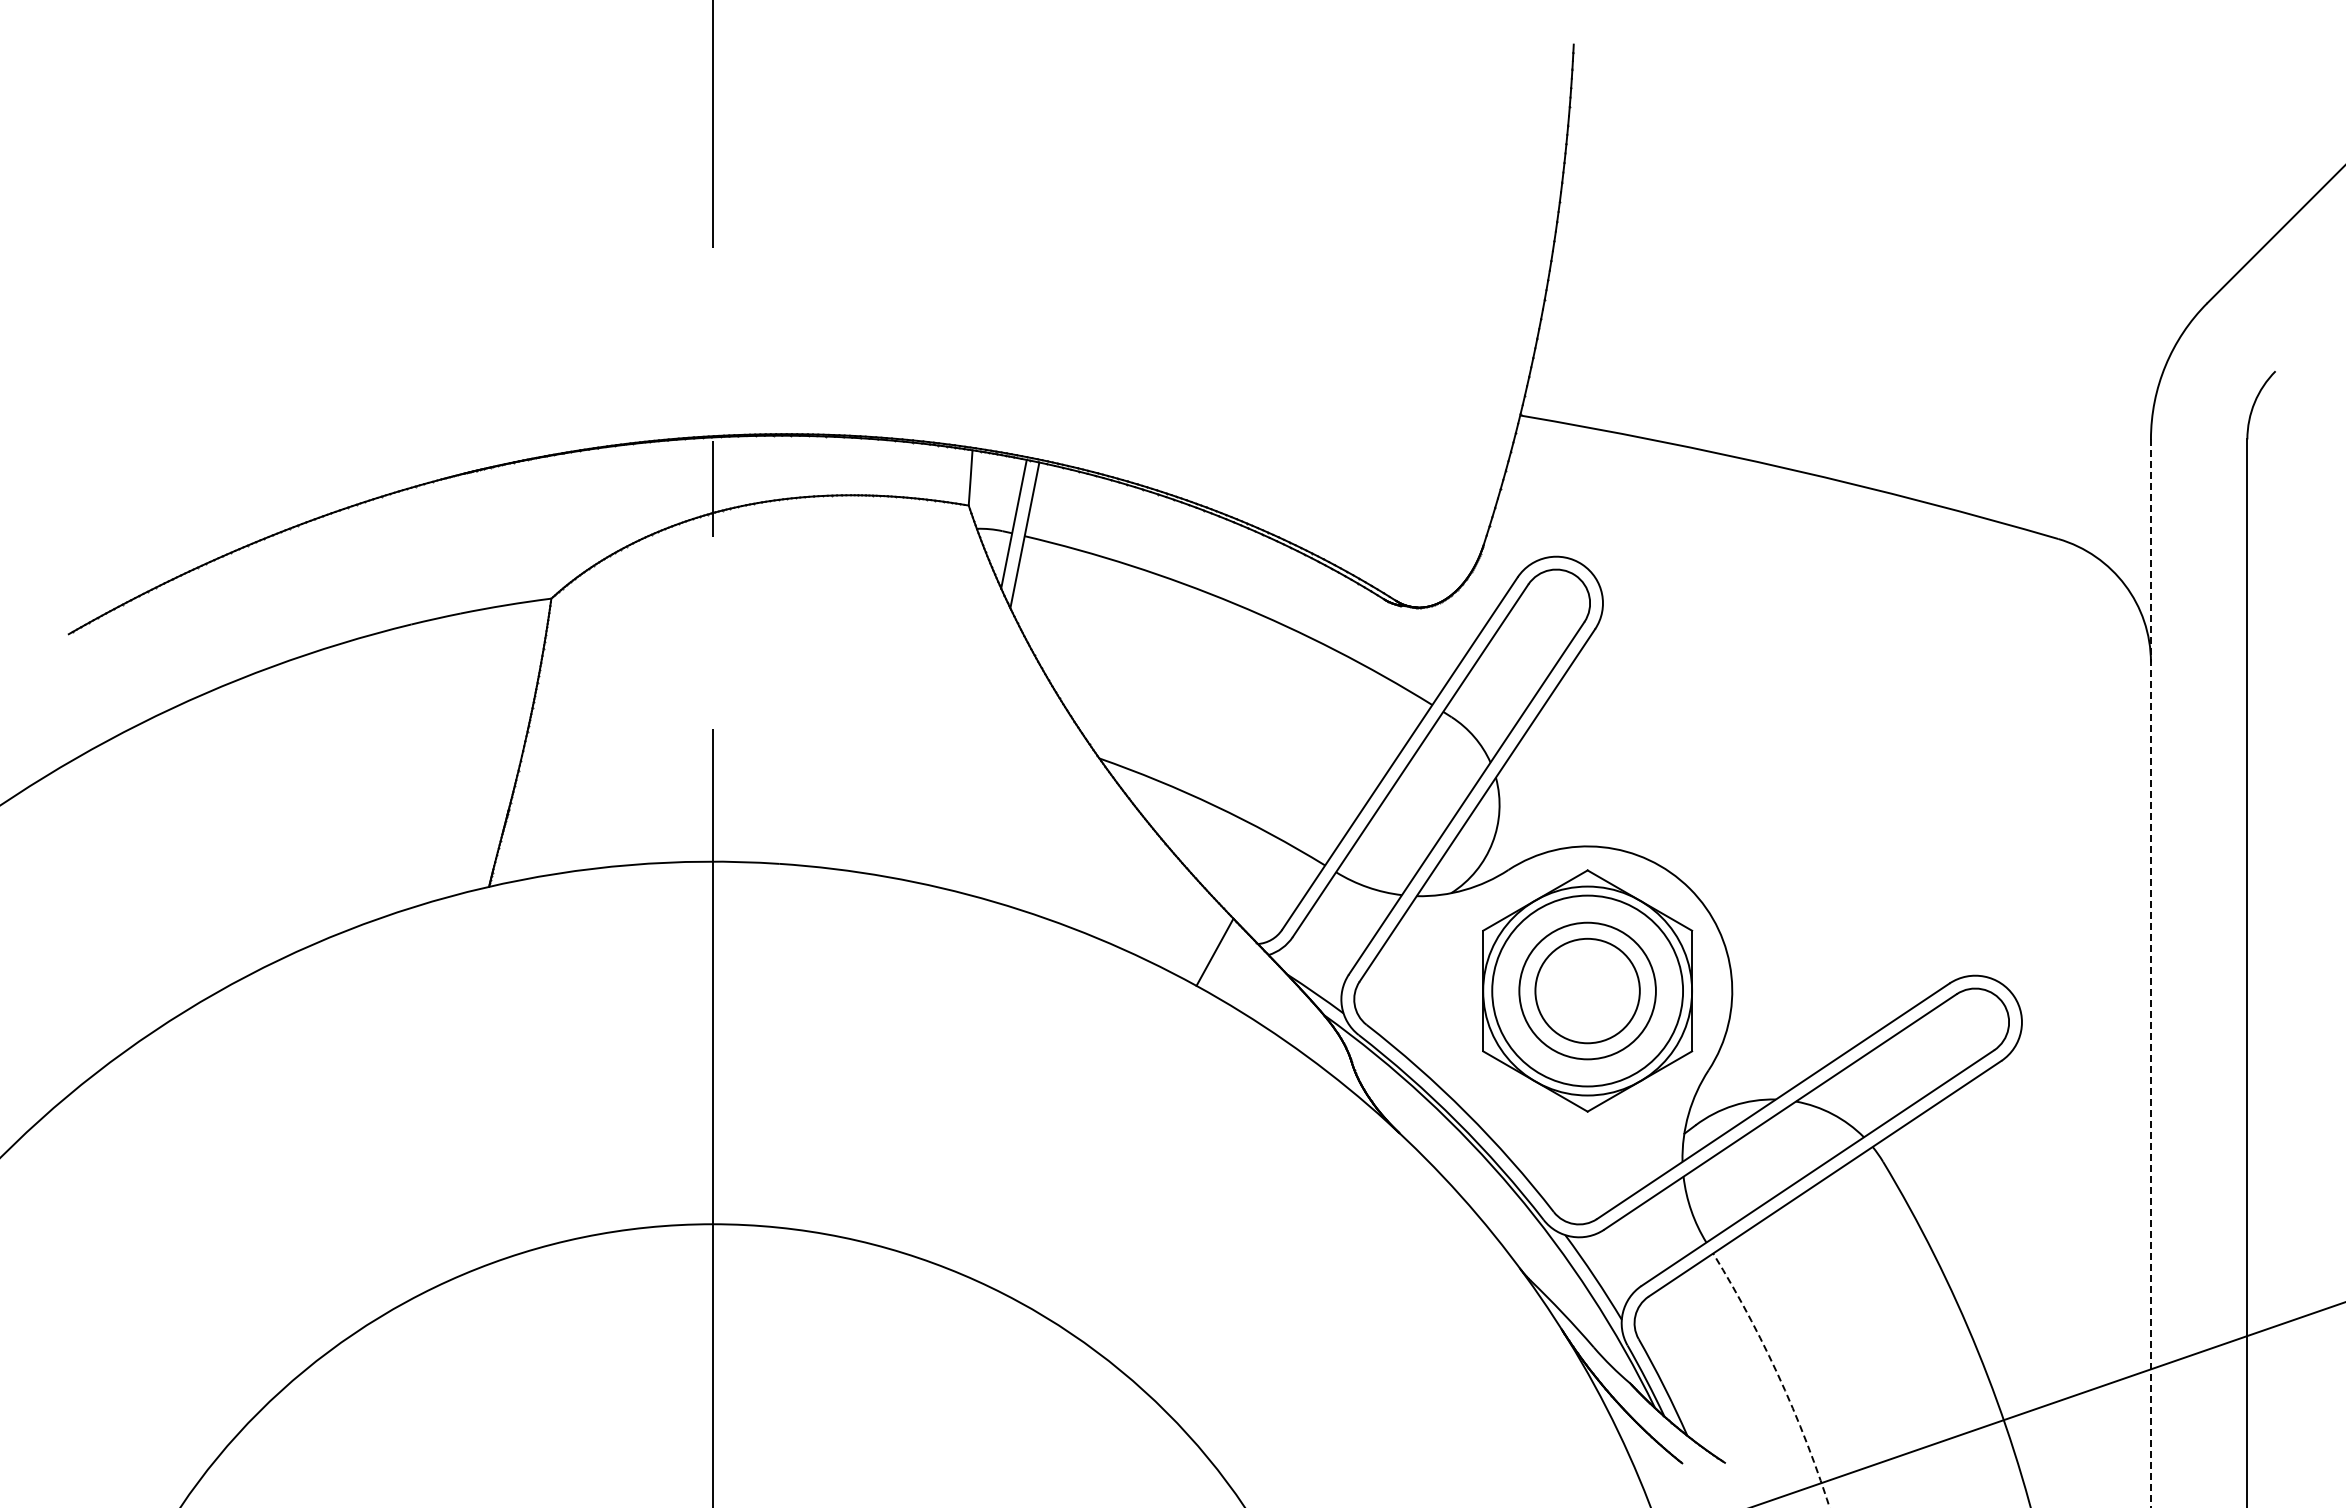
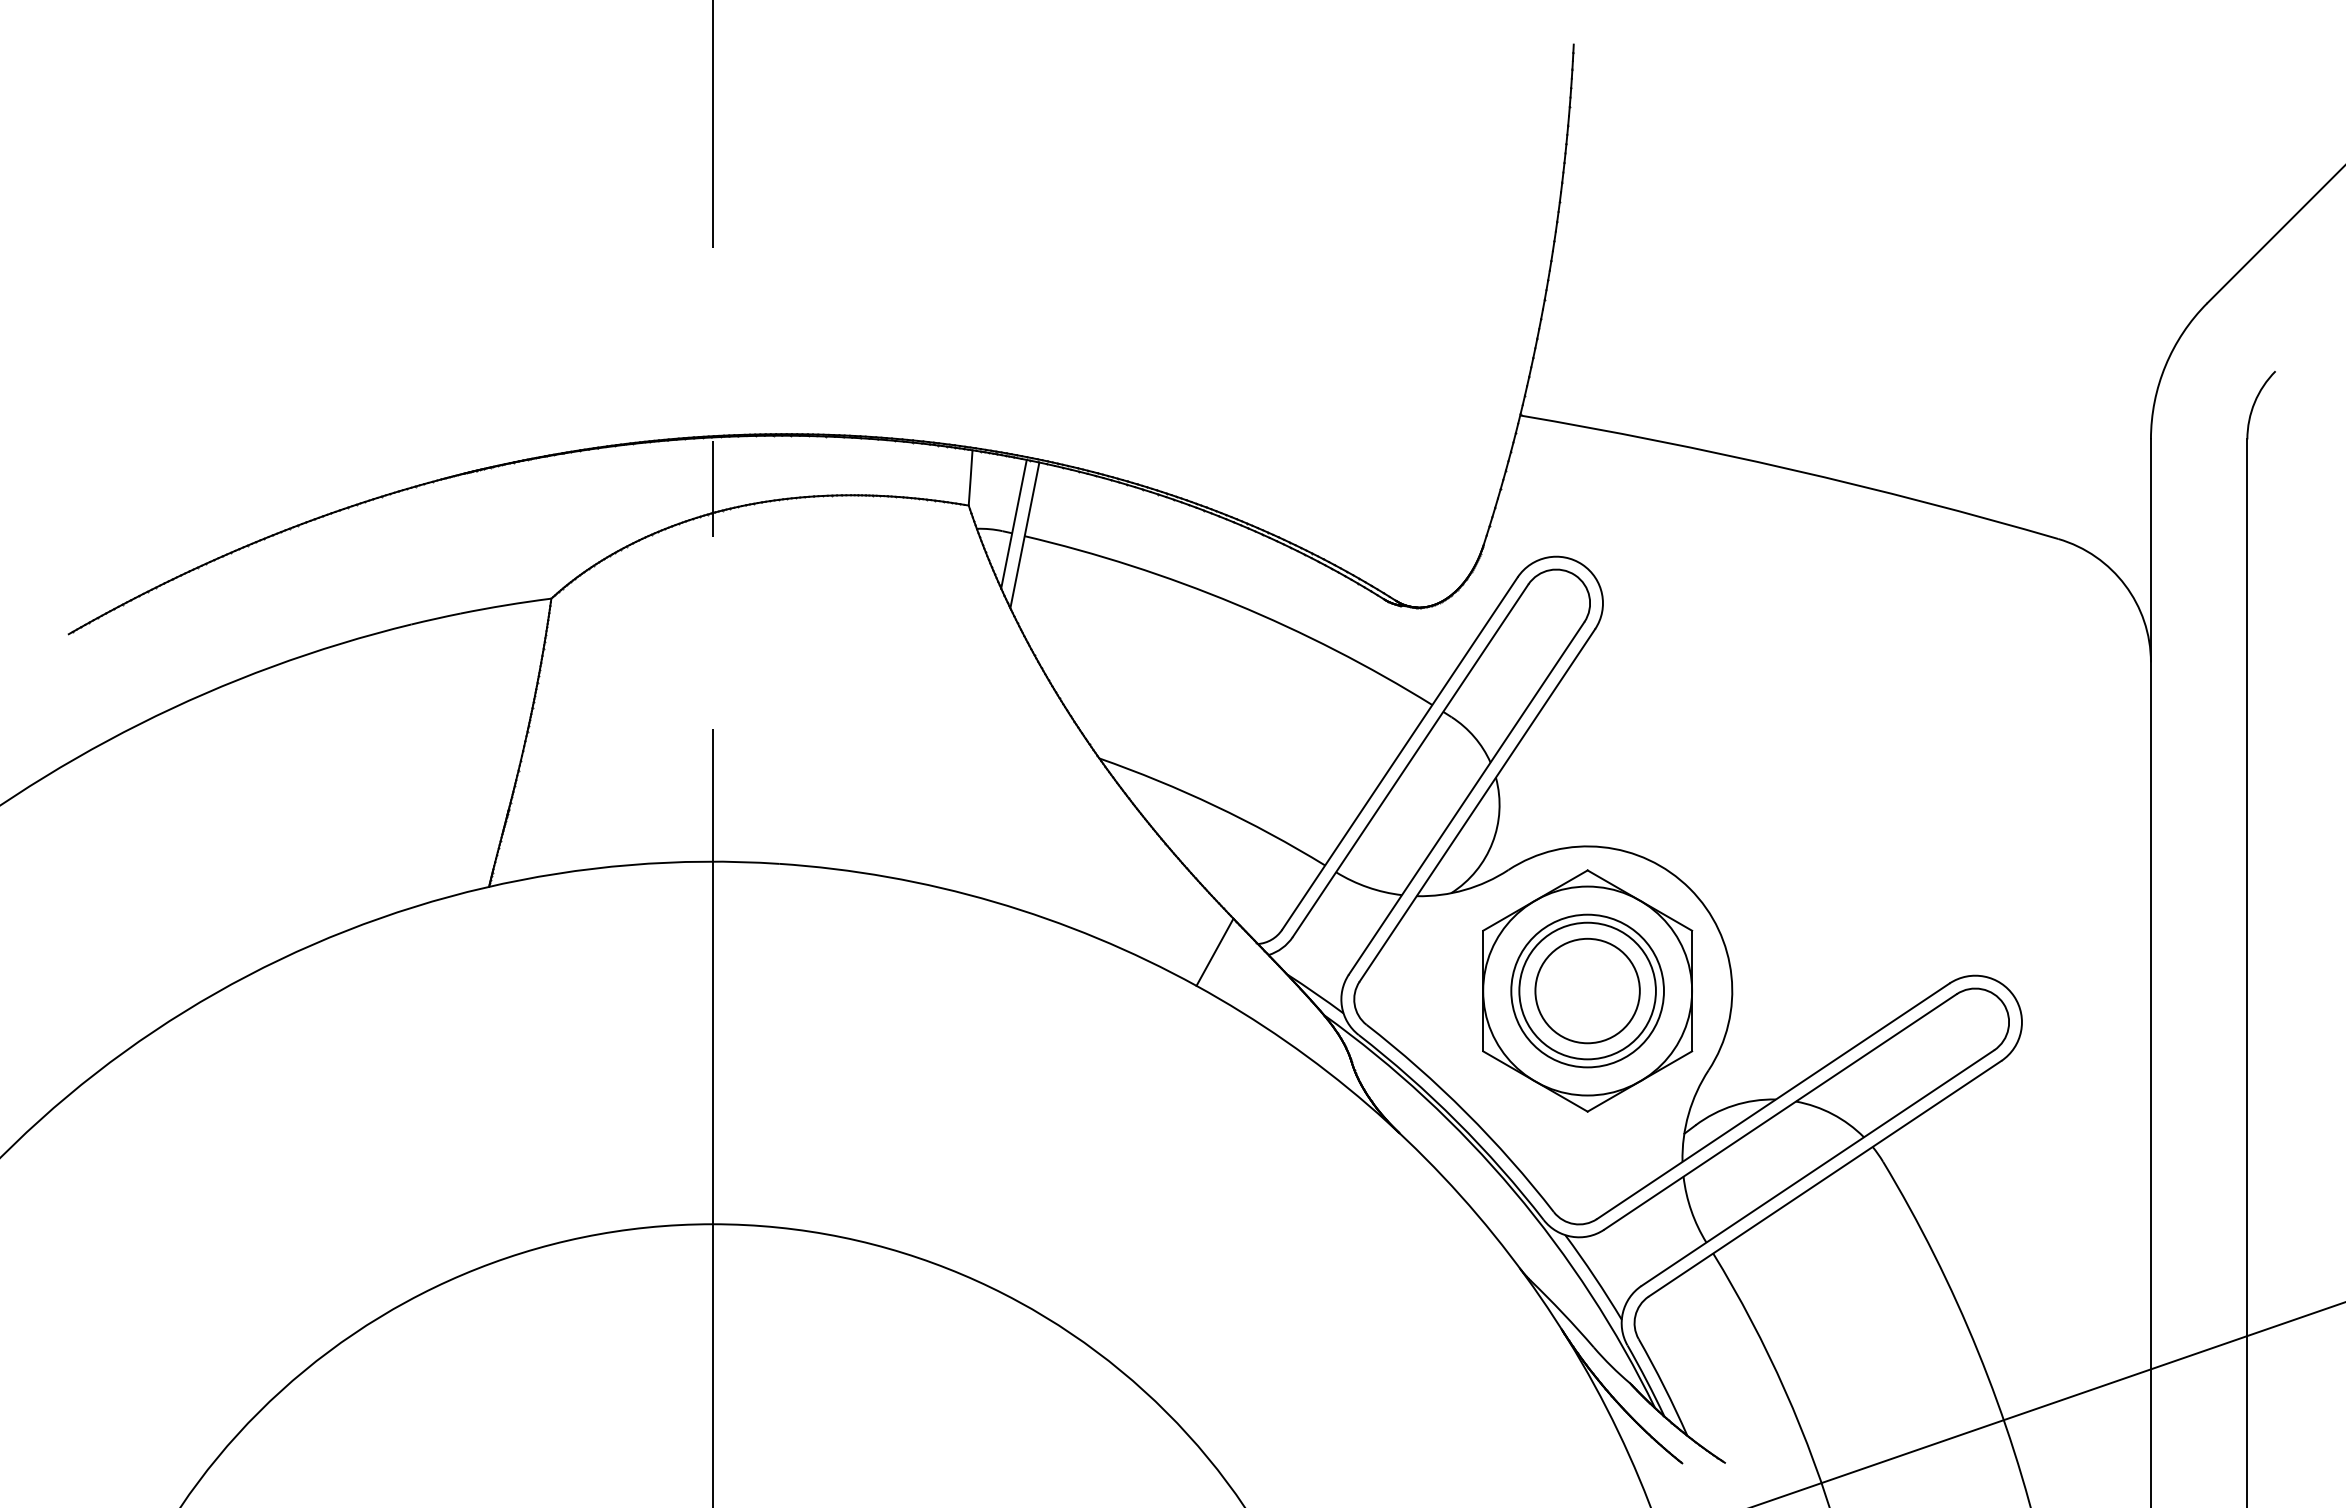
line: dashed -> solid (2150, 973)
circle diameter: 191 px -> 153 px (1587, 990)
arc: dashed -> solid (1778, 1377)
